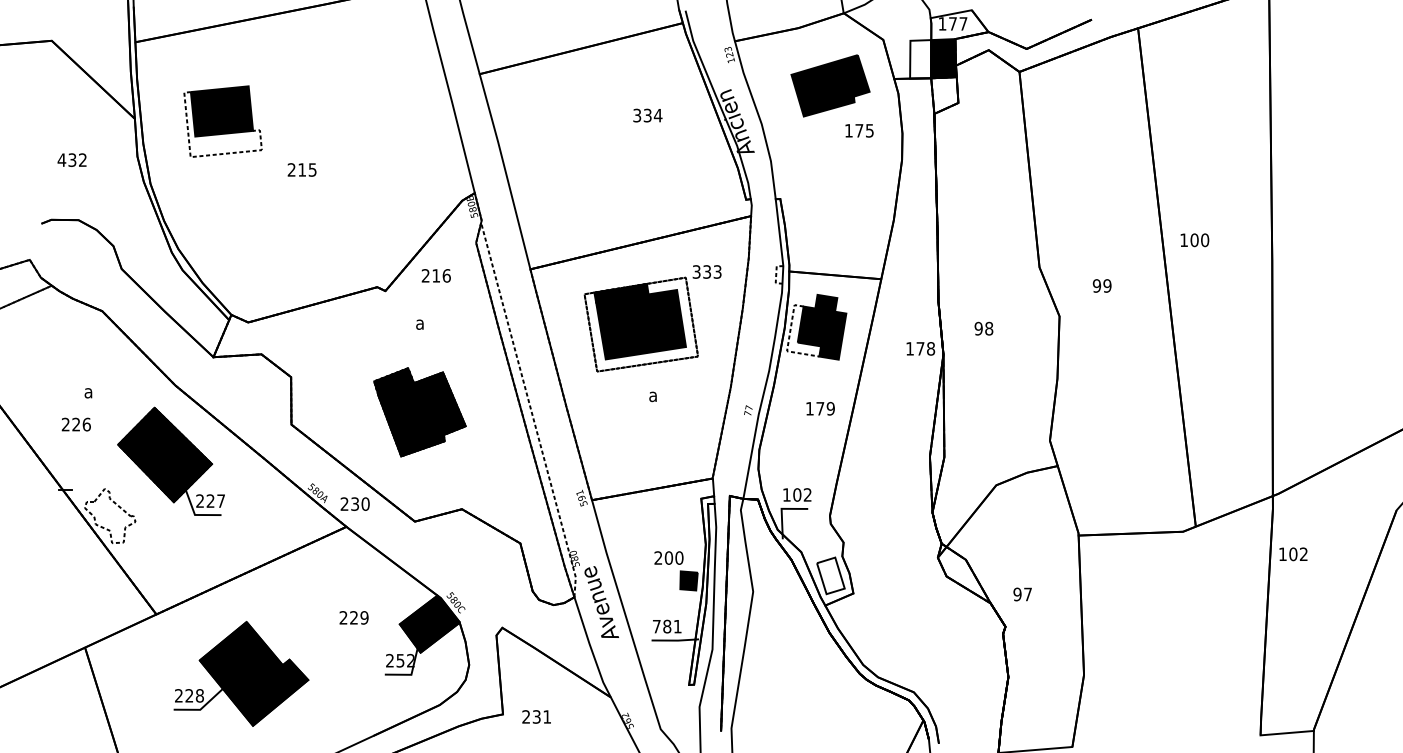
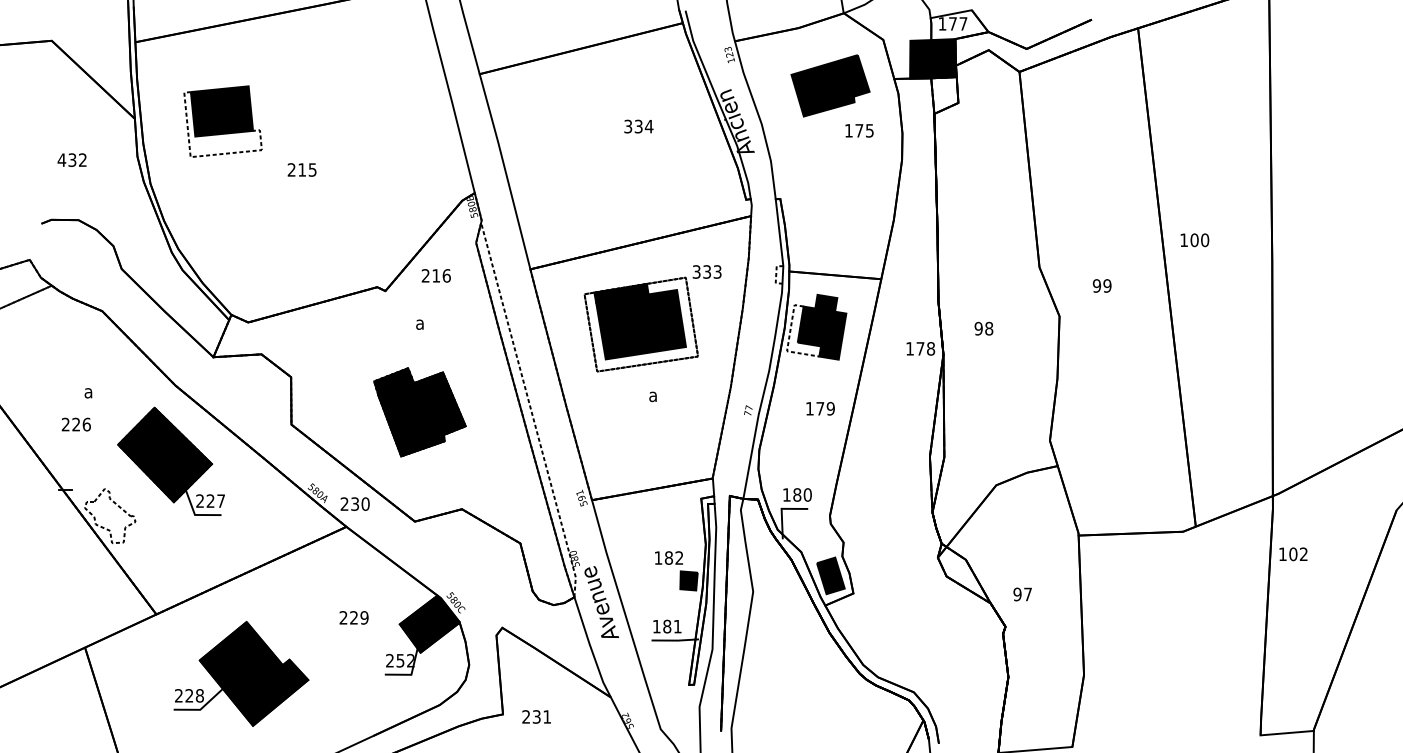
fill: none -> present (920, 59)
text position: (647, 115) -> (638, 126) (638, 126)
text: 102 -> 180 (802, 494)
text: 200 -> 182 (668, 557)
fill: none -> present (830, 575)
text: 781 -> 181 (656, 626)
